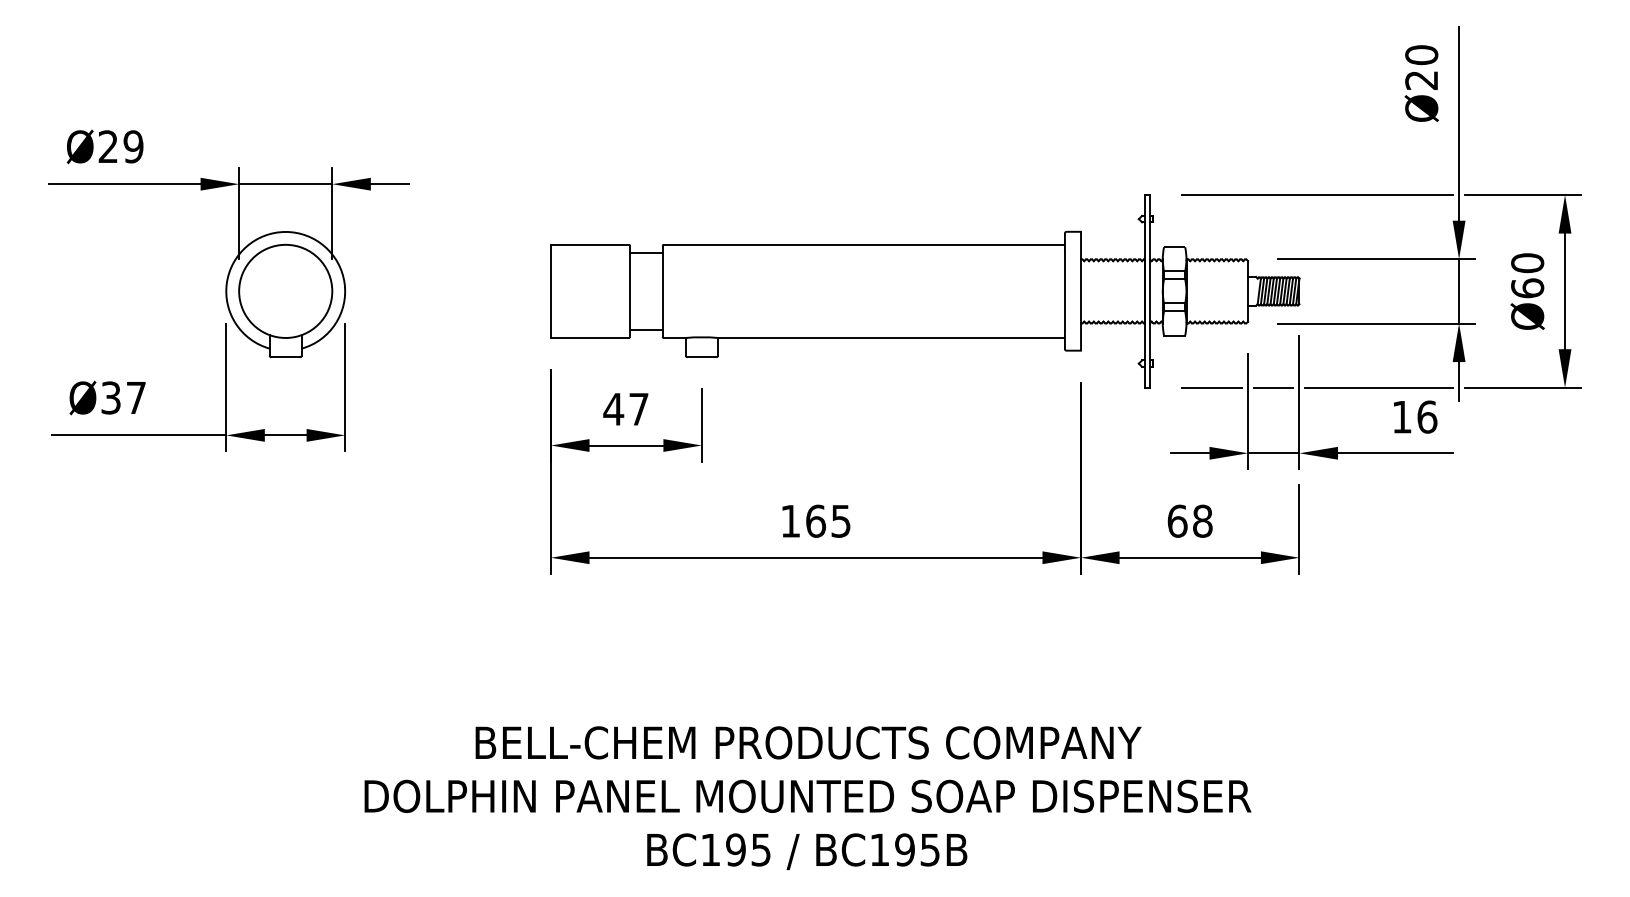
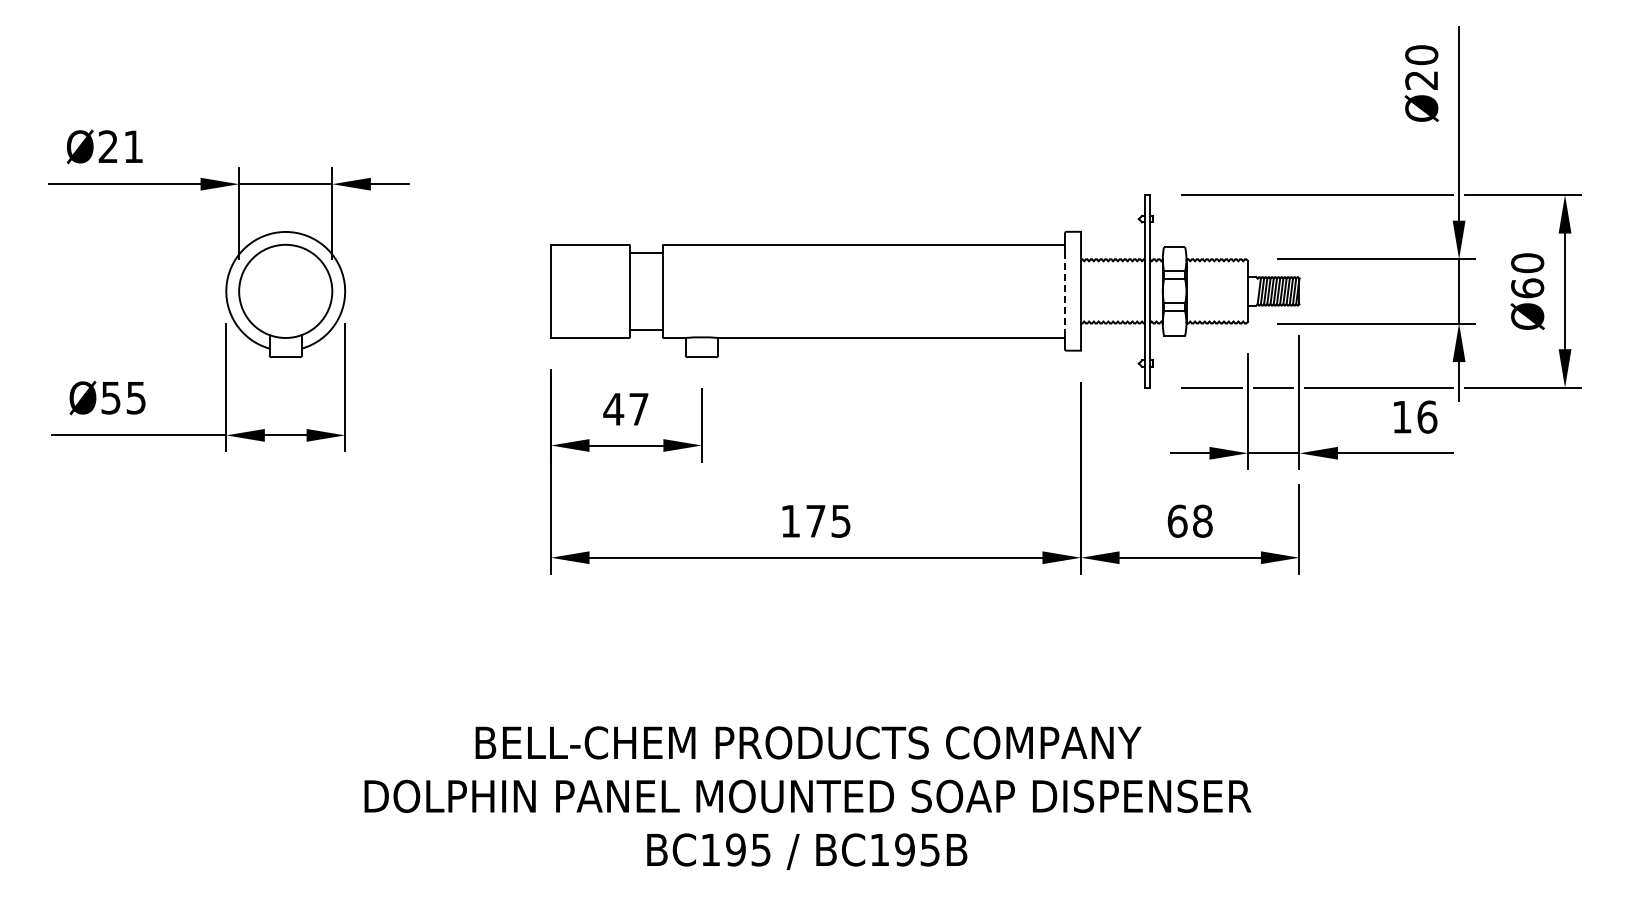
text: Ø29 -> Ø21 (133, 146)
line: solid -> dashed (1064, 291)
text: Ø37 -> Ø55 (123, 397)
text: 165 -> 175 (816, 520)
